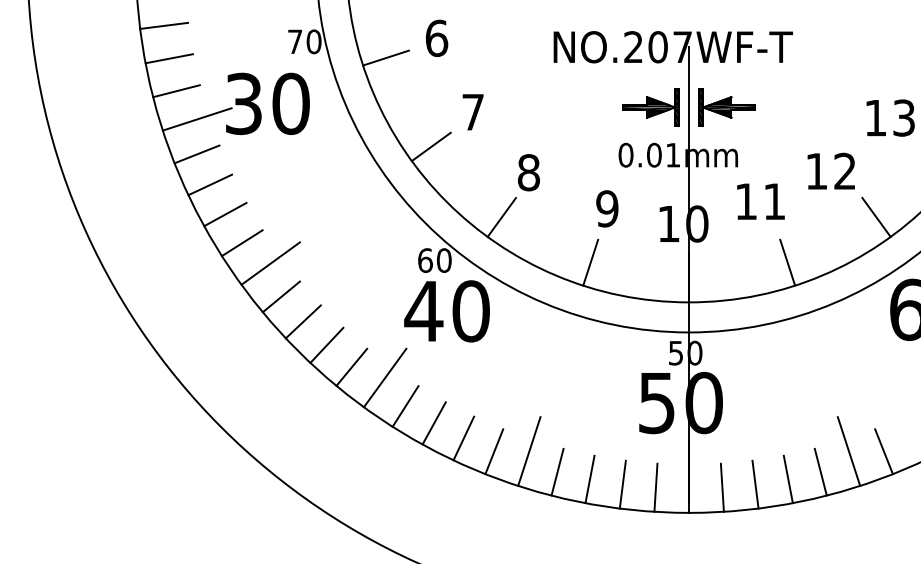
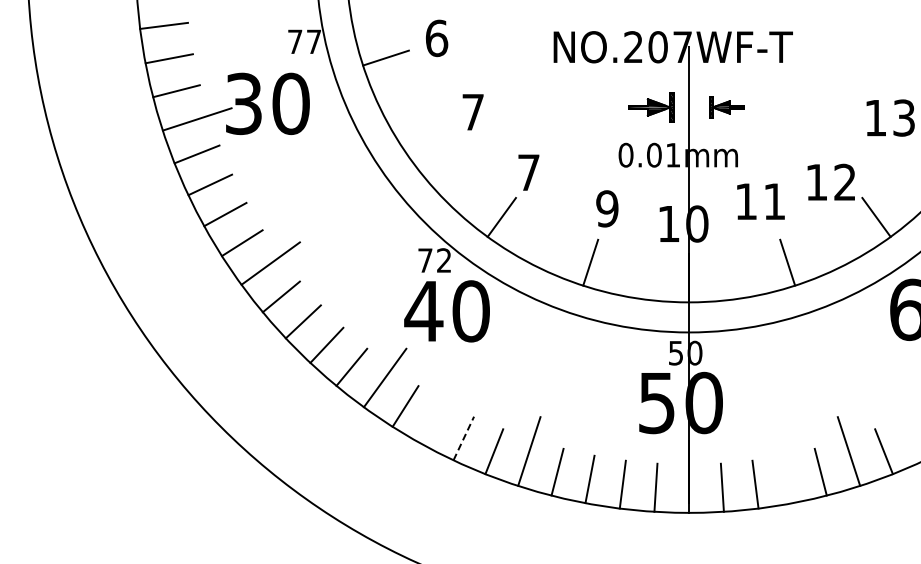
text: 70 -> 77 (313, 41)
part size: 58x39 px -> 47x31 px (651, 107)
part size: 58x39 px -> 36x23 px (726, 107)
line: present -> none (430, 146)
text position: (830, 170) -> (830, 181) (830, 181)
text: 8 -> 7 (528, 172)
text: 60 -> 72 (434, 260)
line: present -> none (433, 423)
line: solid -> dashed (464, 438)
line: present -> none (787, 479)
